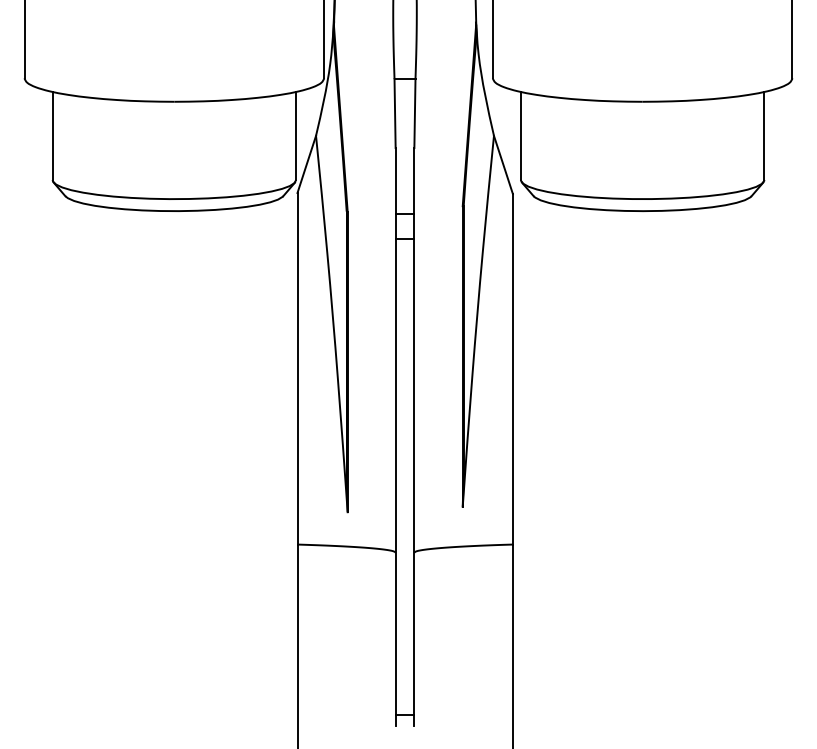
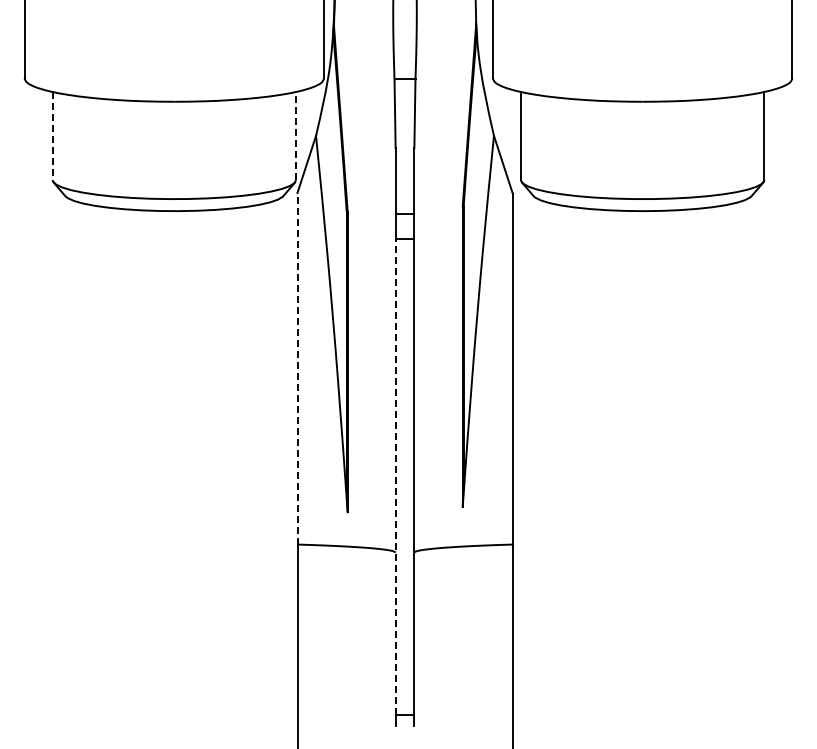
line: solid -> dashed (296, 135)
line: solid -> dashed (52, 136)
line: solid -> dashed (297, 368)
line: solid -> dashed (395, 477)
